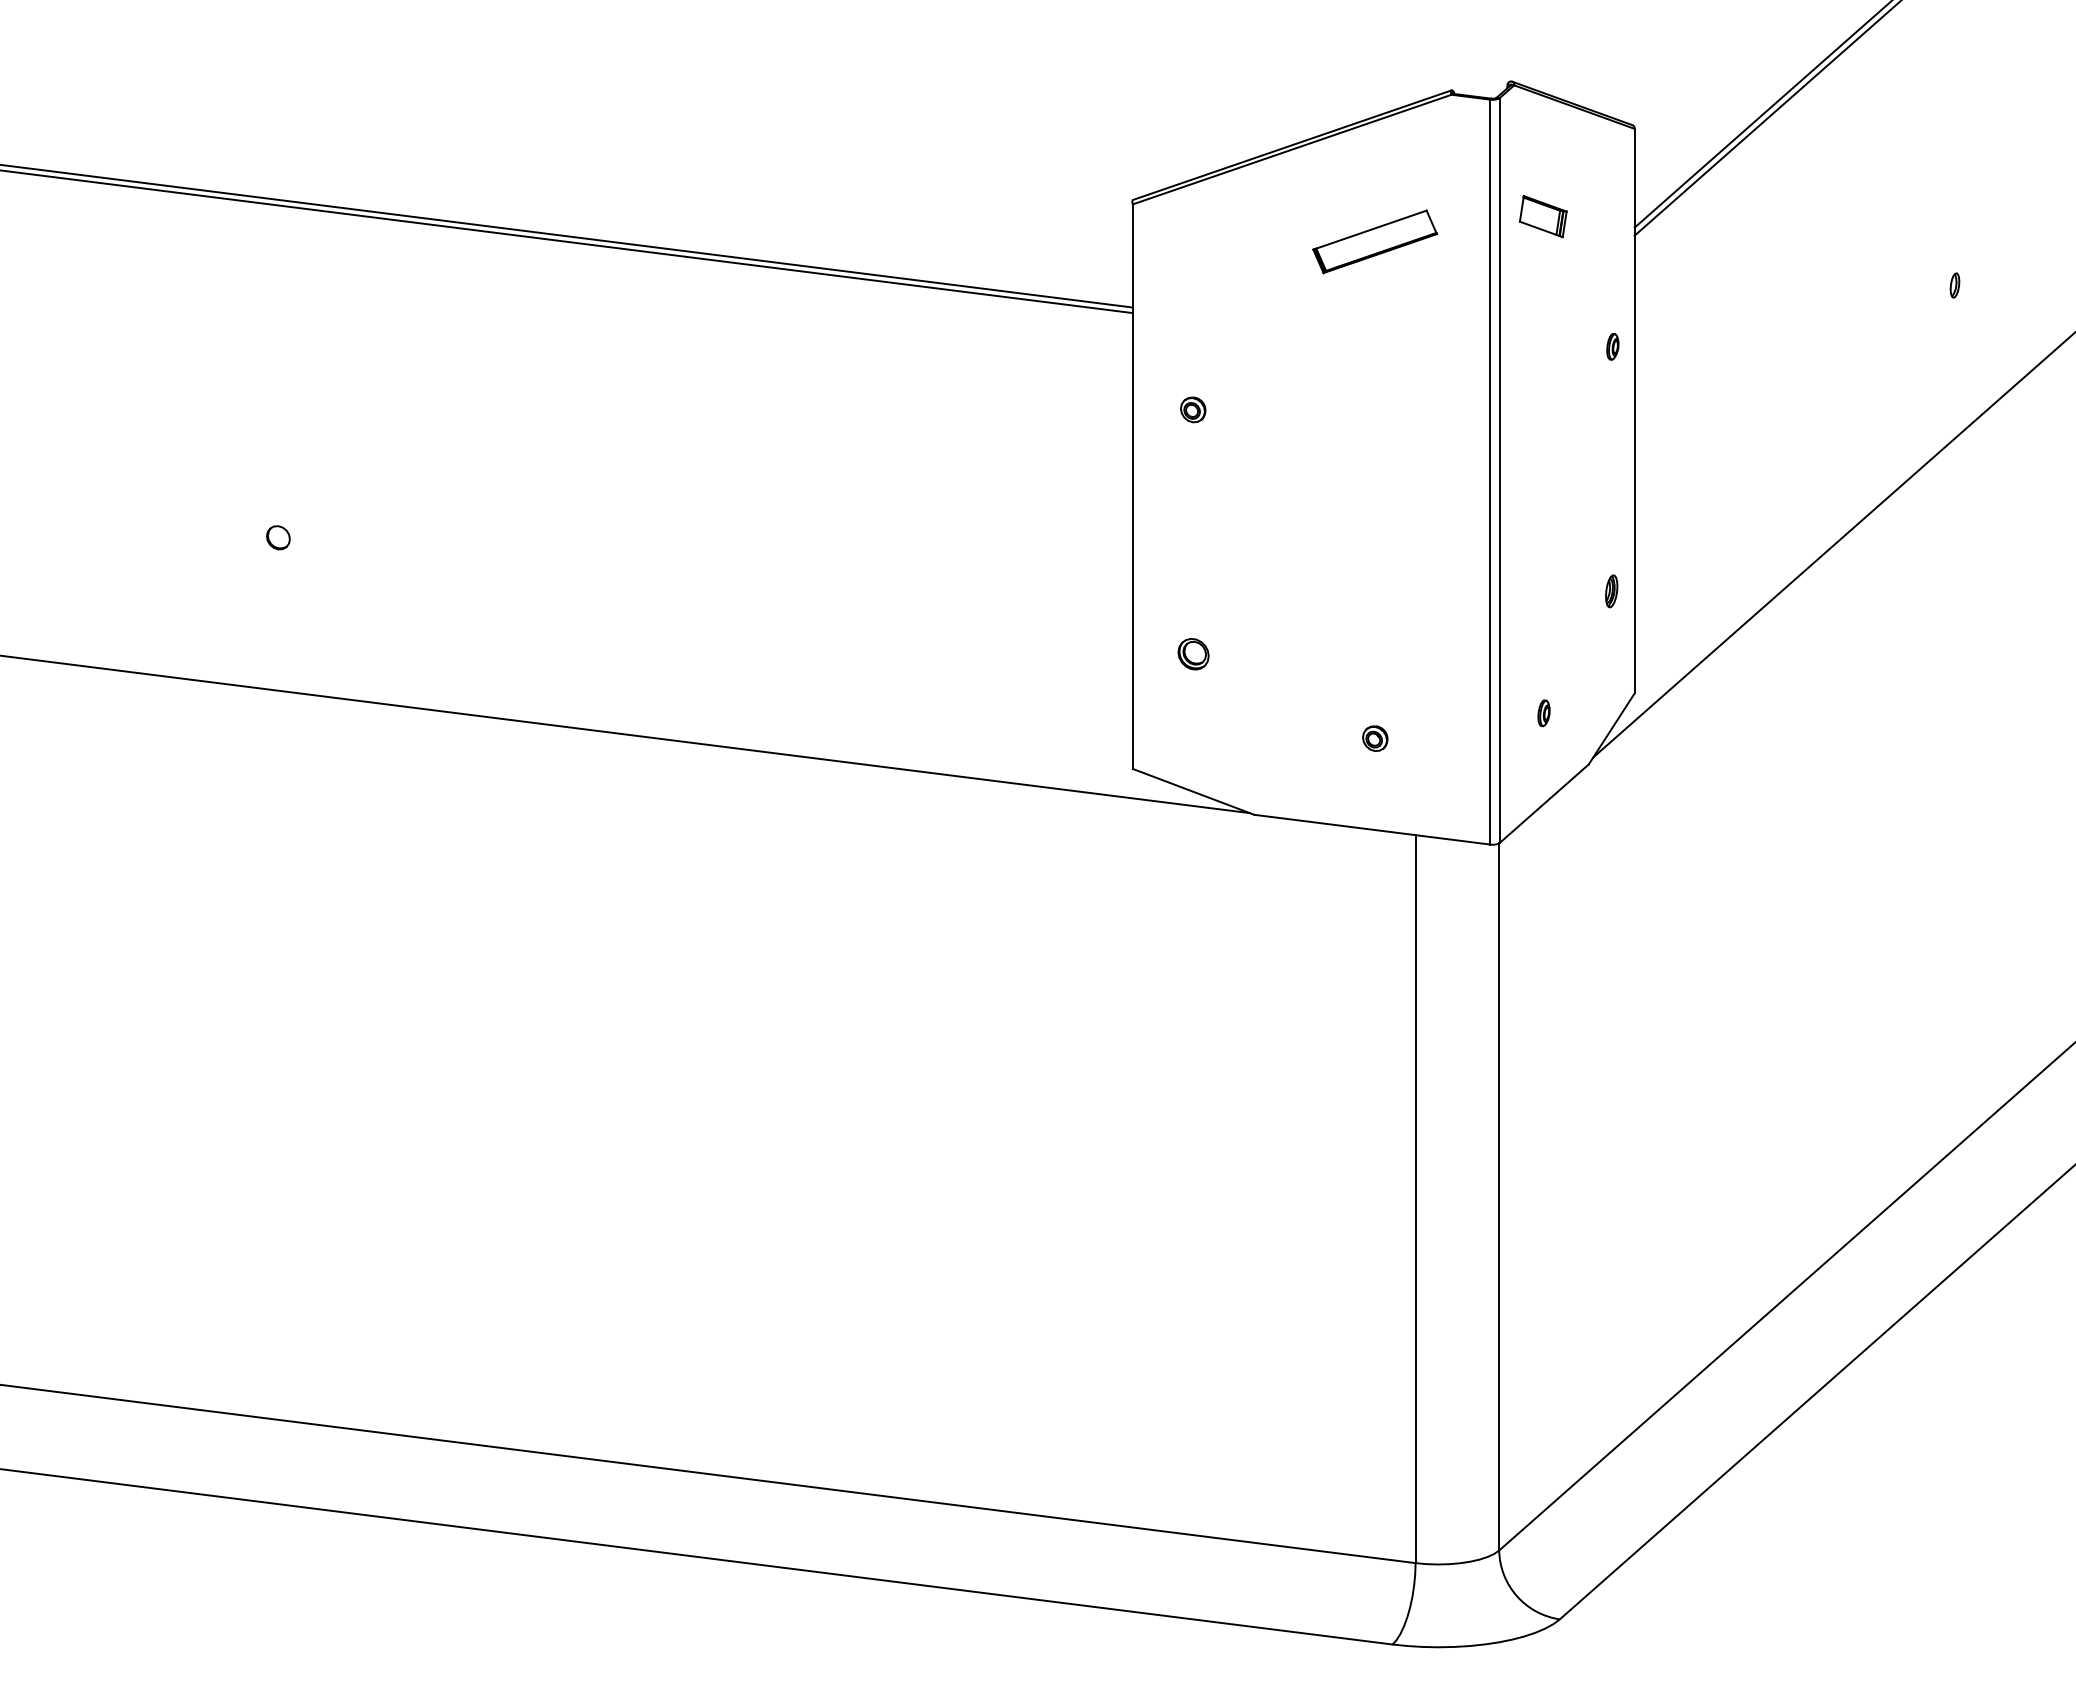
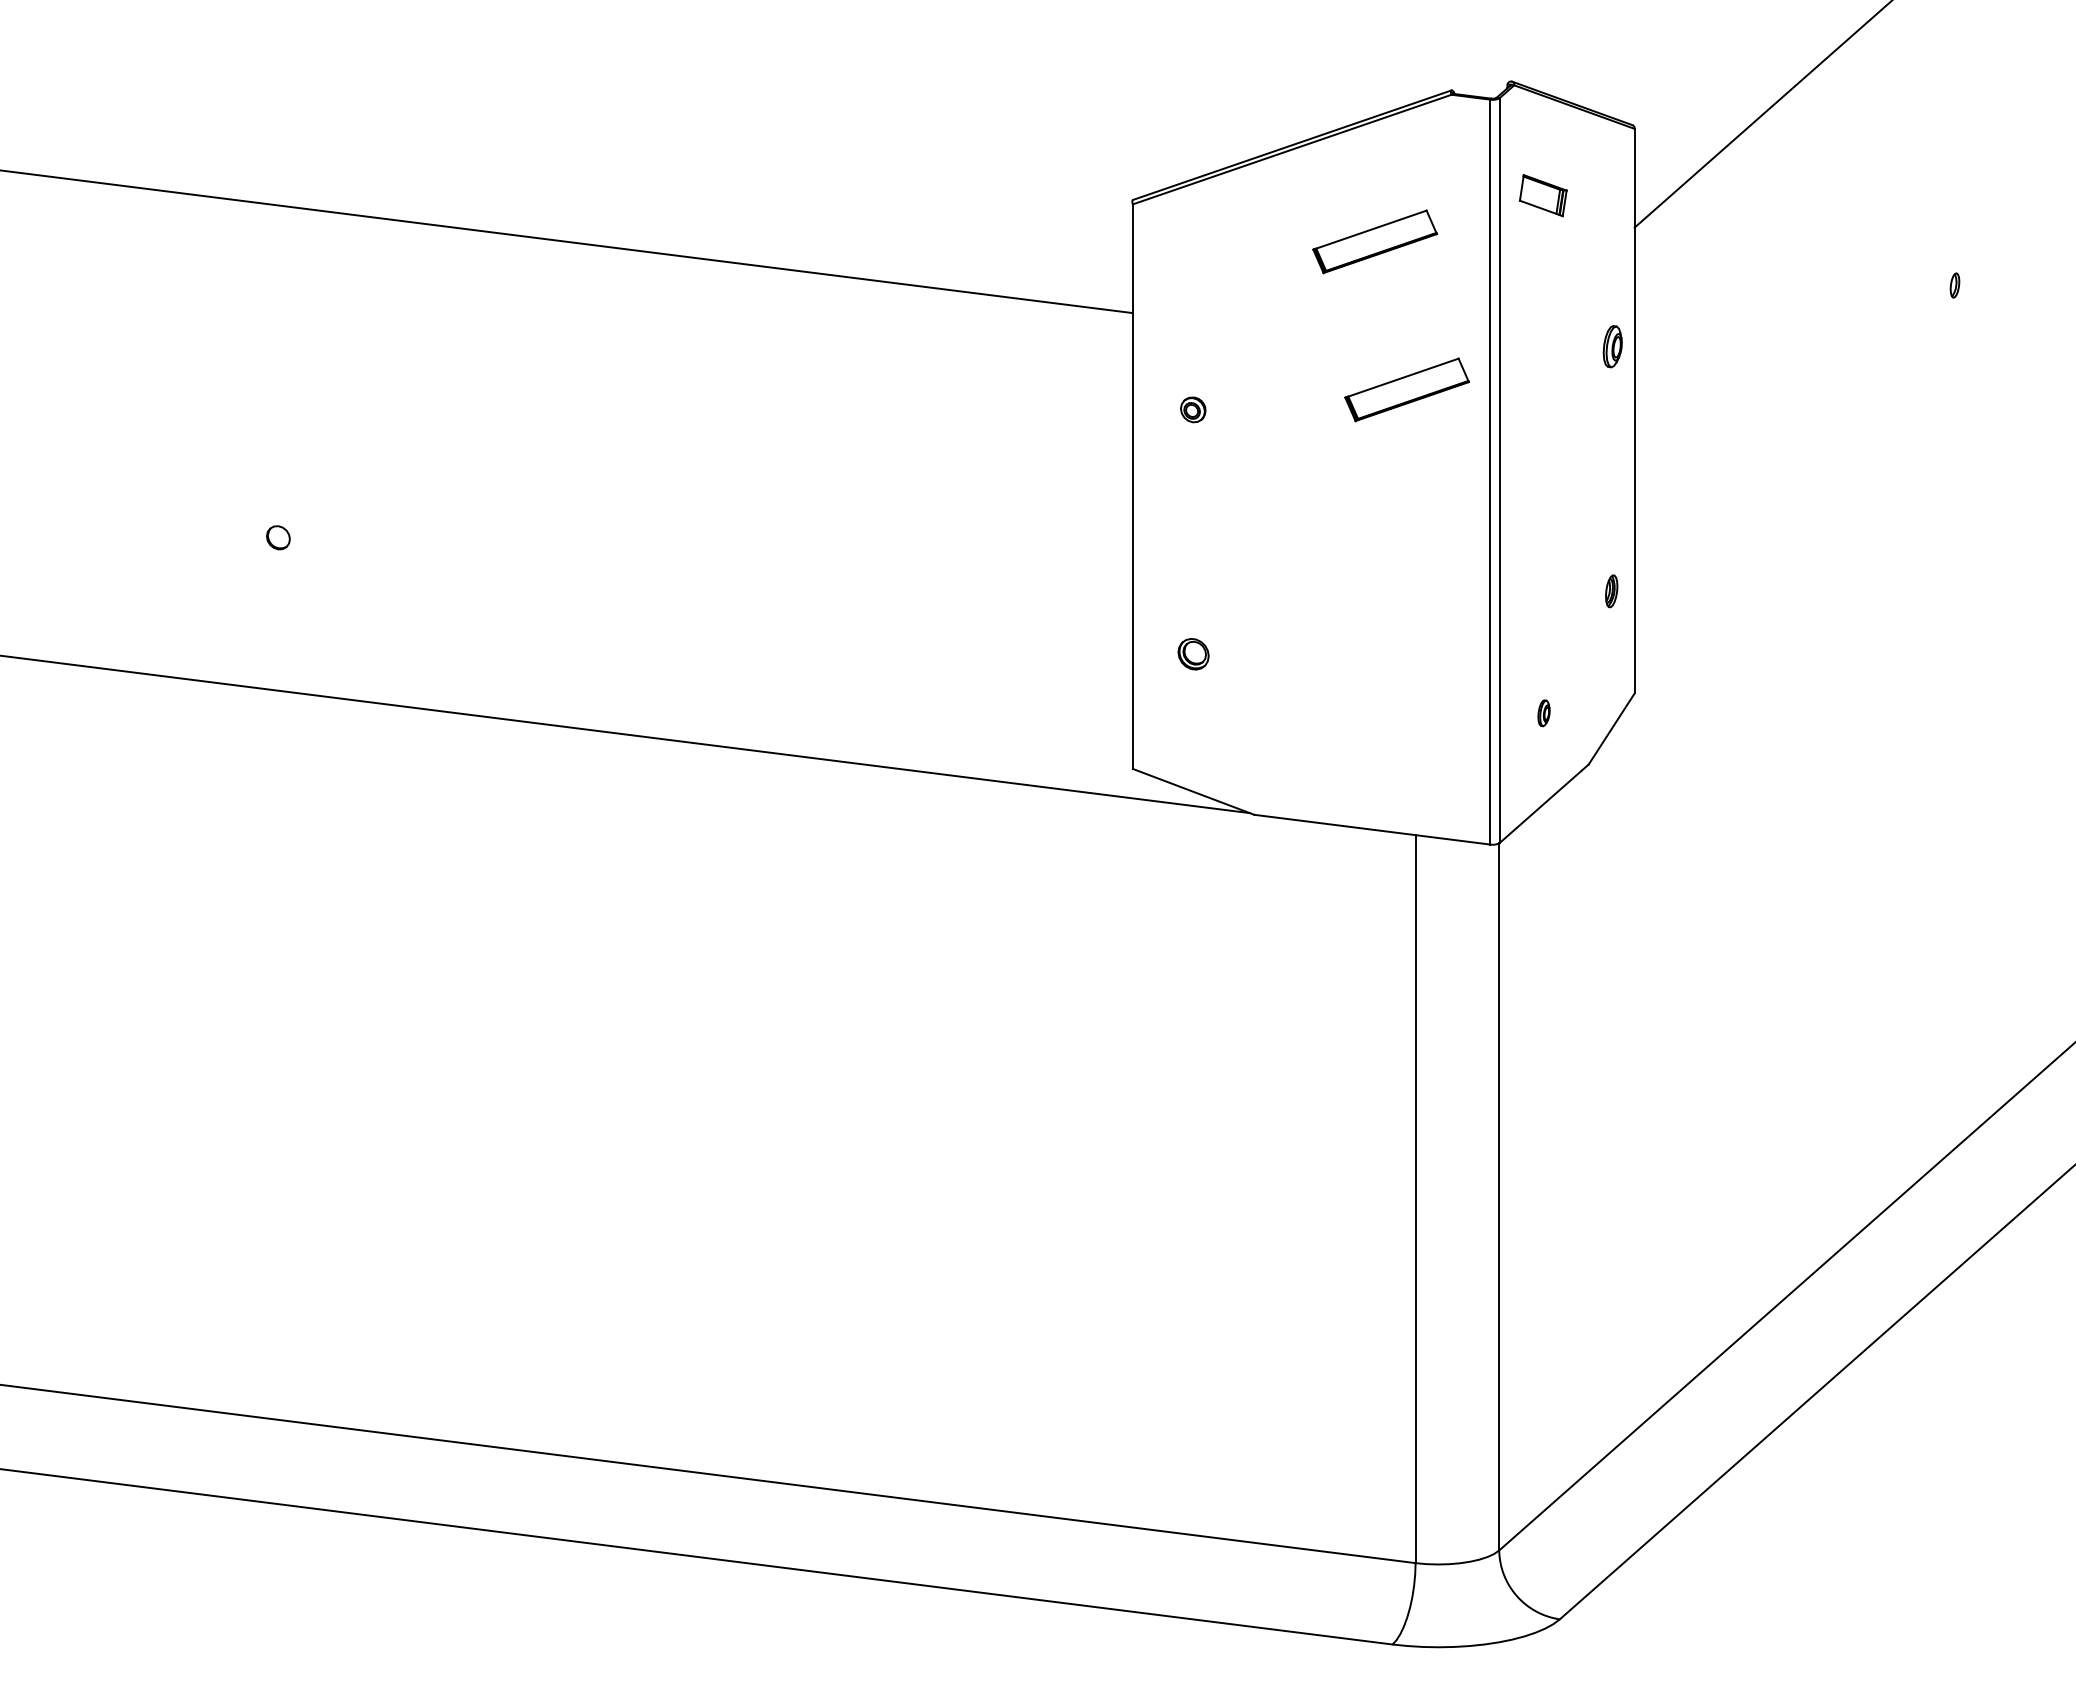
line: present -> none (1766, 118)
part position: (1542, 216) -> (1542, 195) (1542, 195)
line: present -> none (567, 236)
part size: 14x28 px -> 21x44 px (1612, 346)
part: none -> present (1406, 389)
line: present -> none (1832, 545)
part: present -> none (1375, 738)
